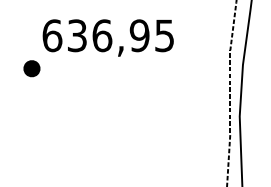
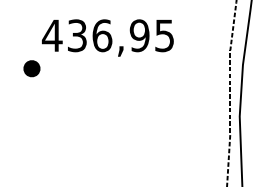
text: 636,95 -> 436,95 (51, 35)
